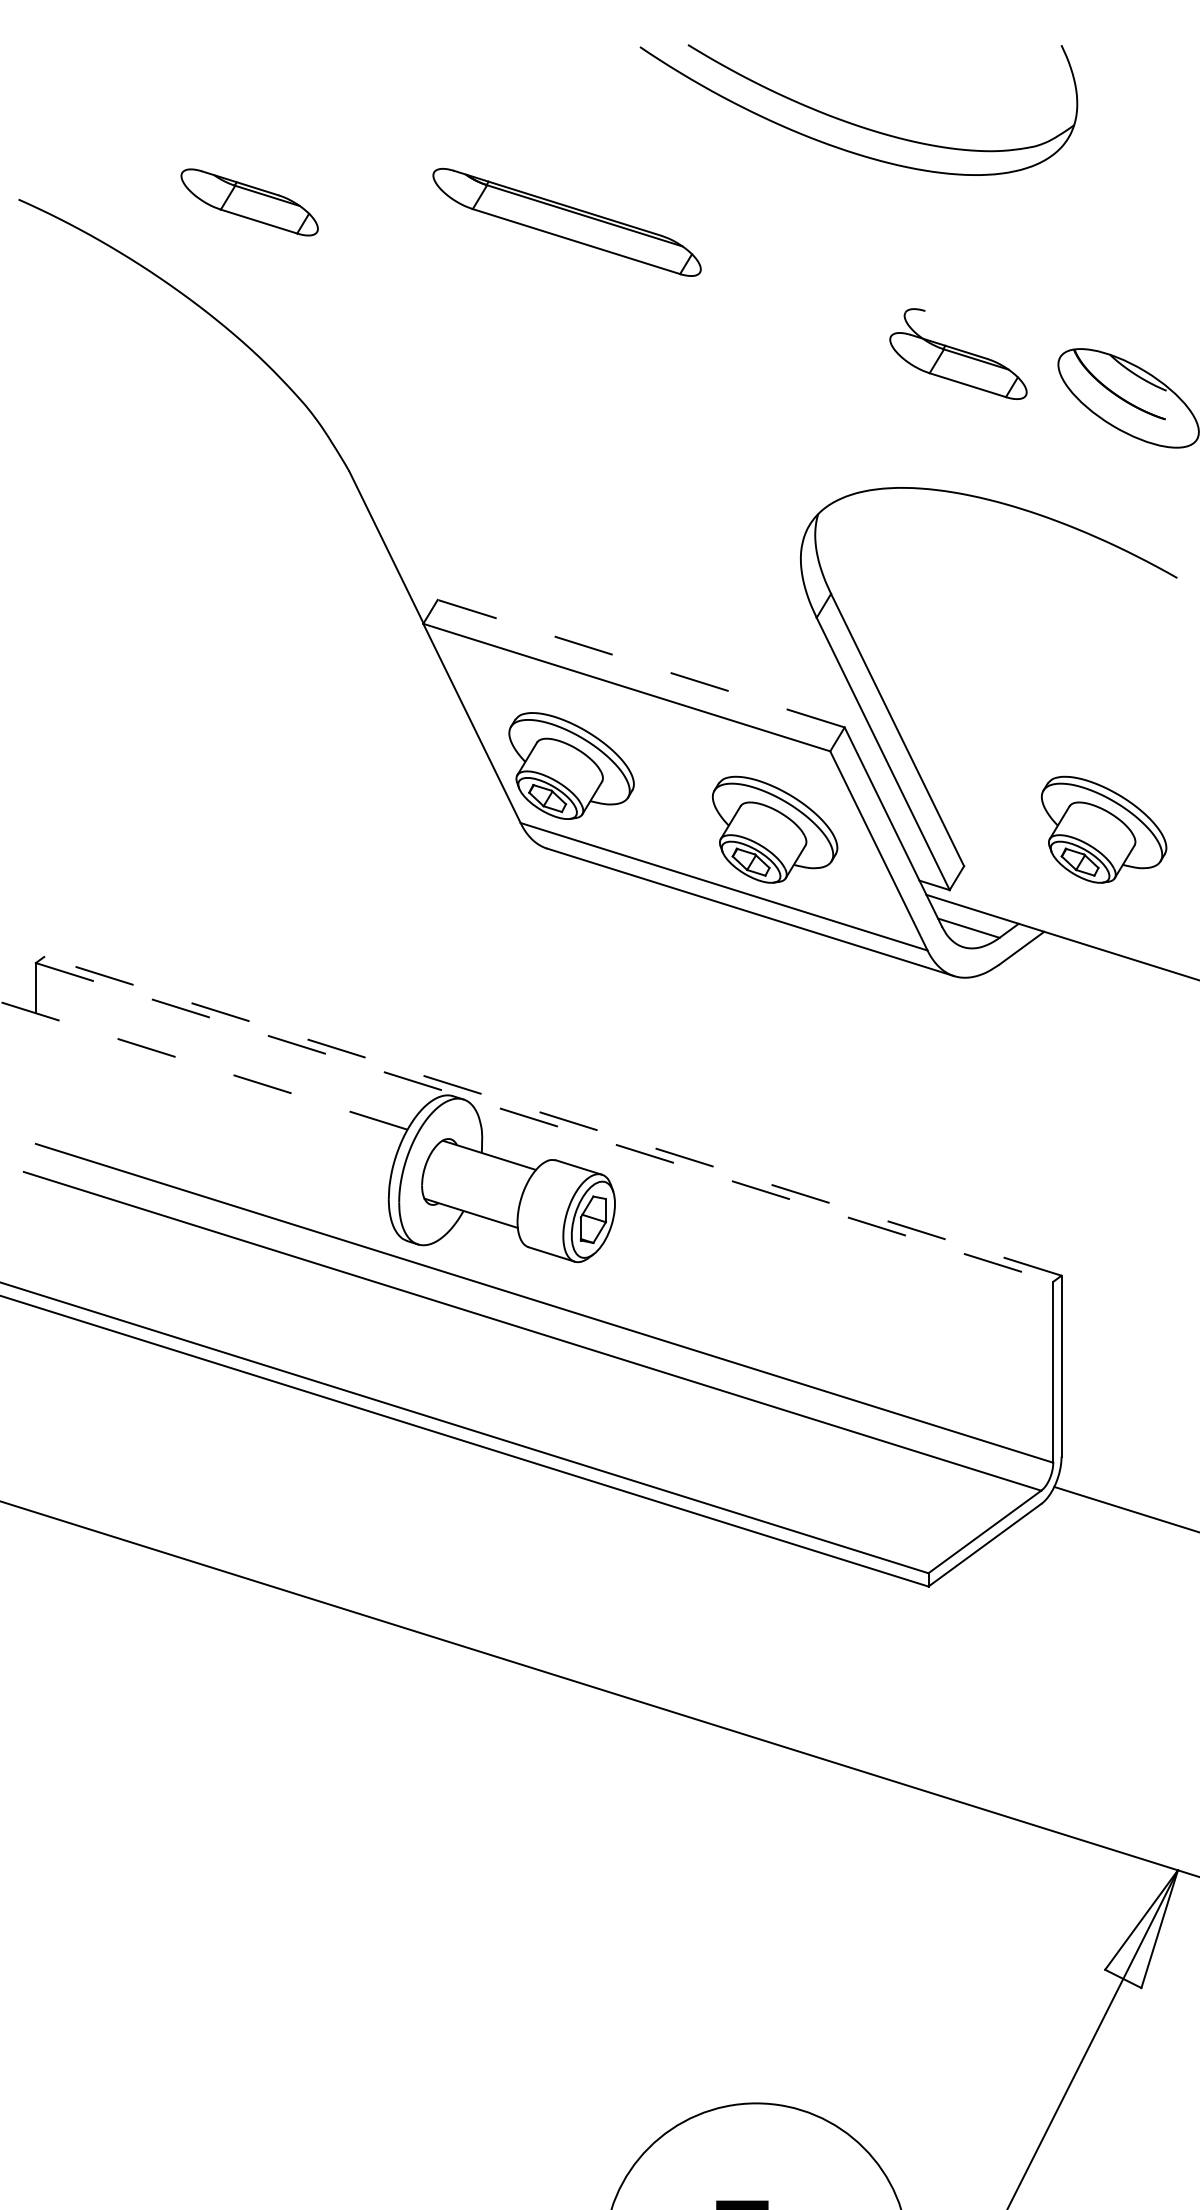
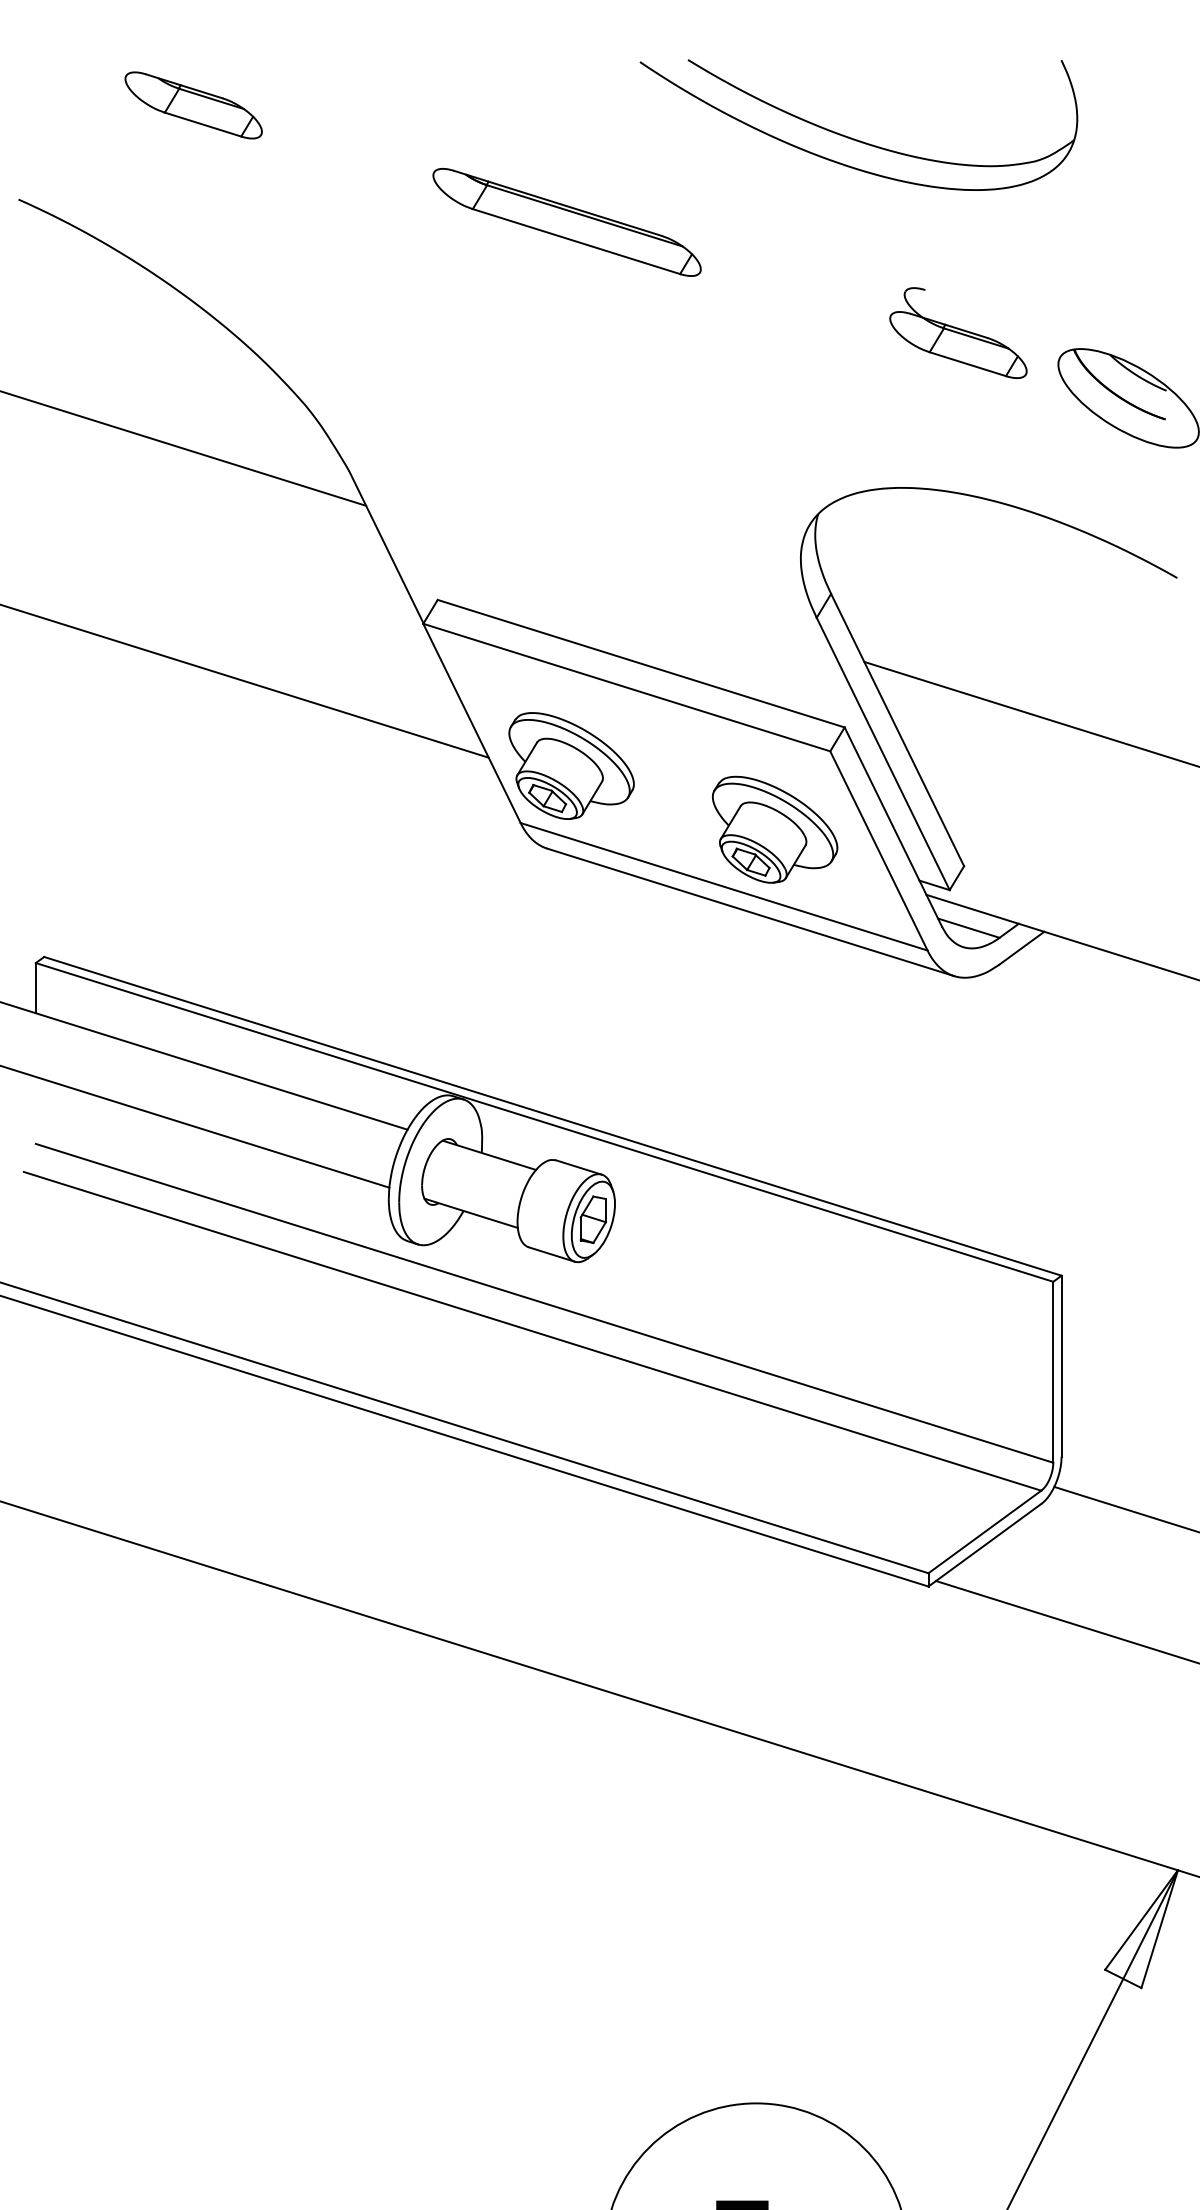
part position: (854, 123) -> (854, 138) (854, 138)
part position: (249, 202) -> (193, 105) (193, 105)
part position: (958, 353) -> (958, 332) (958, 332)
line: none -> present (184, 448)
line: dashed -> solid (640, 663)
line: none -> present (245, 681)
line: none -> present (1030, 713)
part: present -> none (1104, 829)
line: dashed -> solid (203, 1065)
line: dashed -> solid (552, 1116)
line: dashed -> solid (545, 1122)
line: none -> present (195, 1126)
line: none -> present (1066, 1621)
